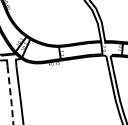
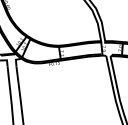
line: dashed -> solid (10, 96)
